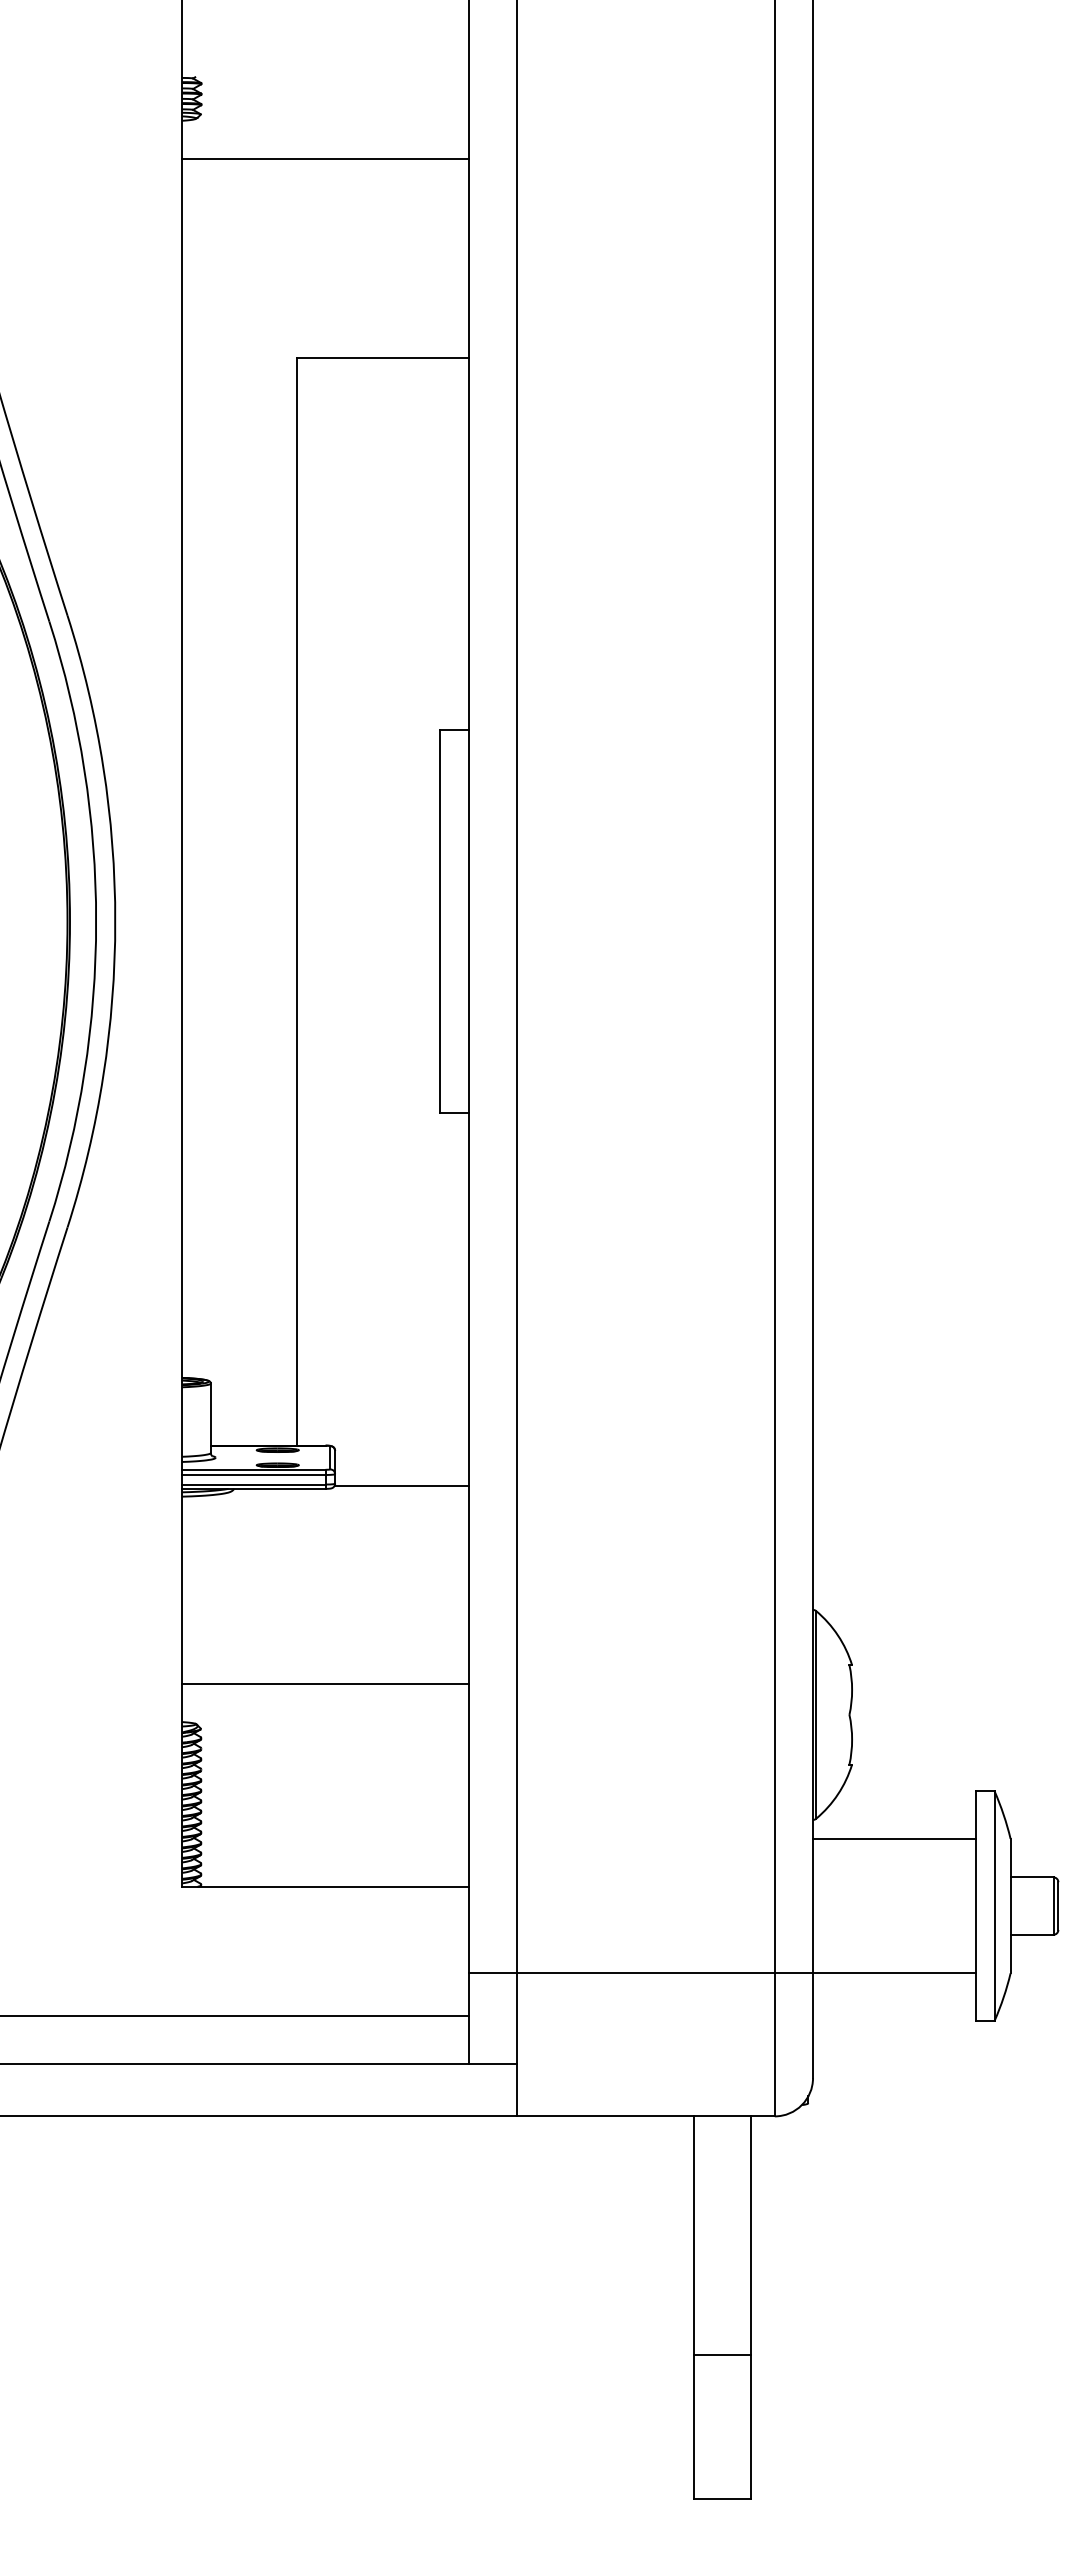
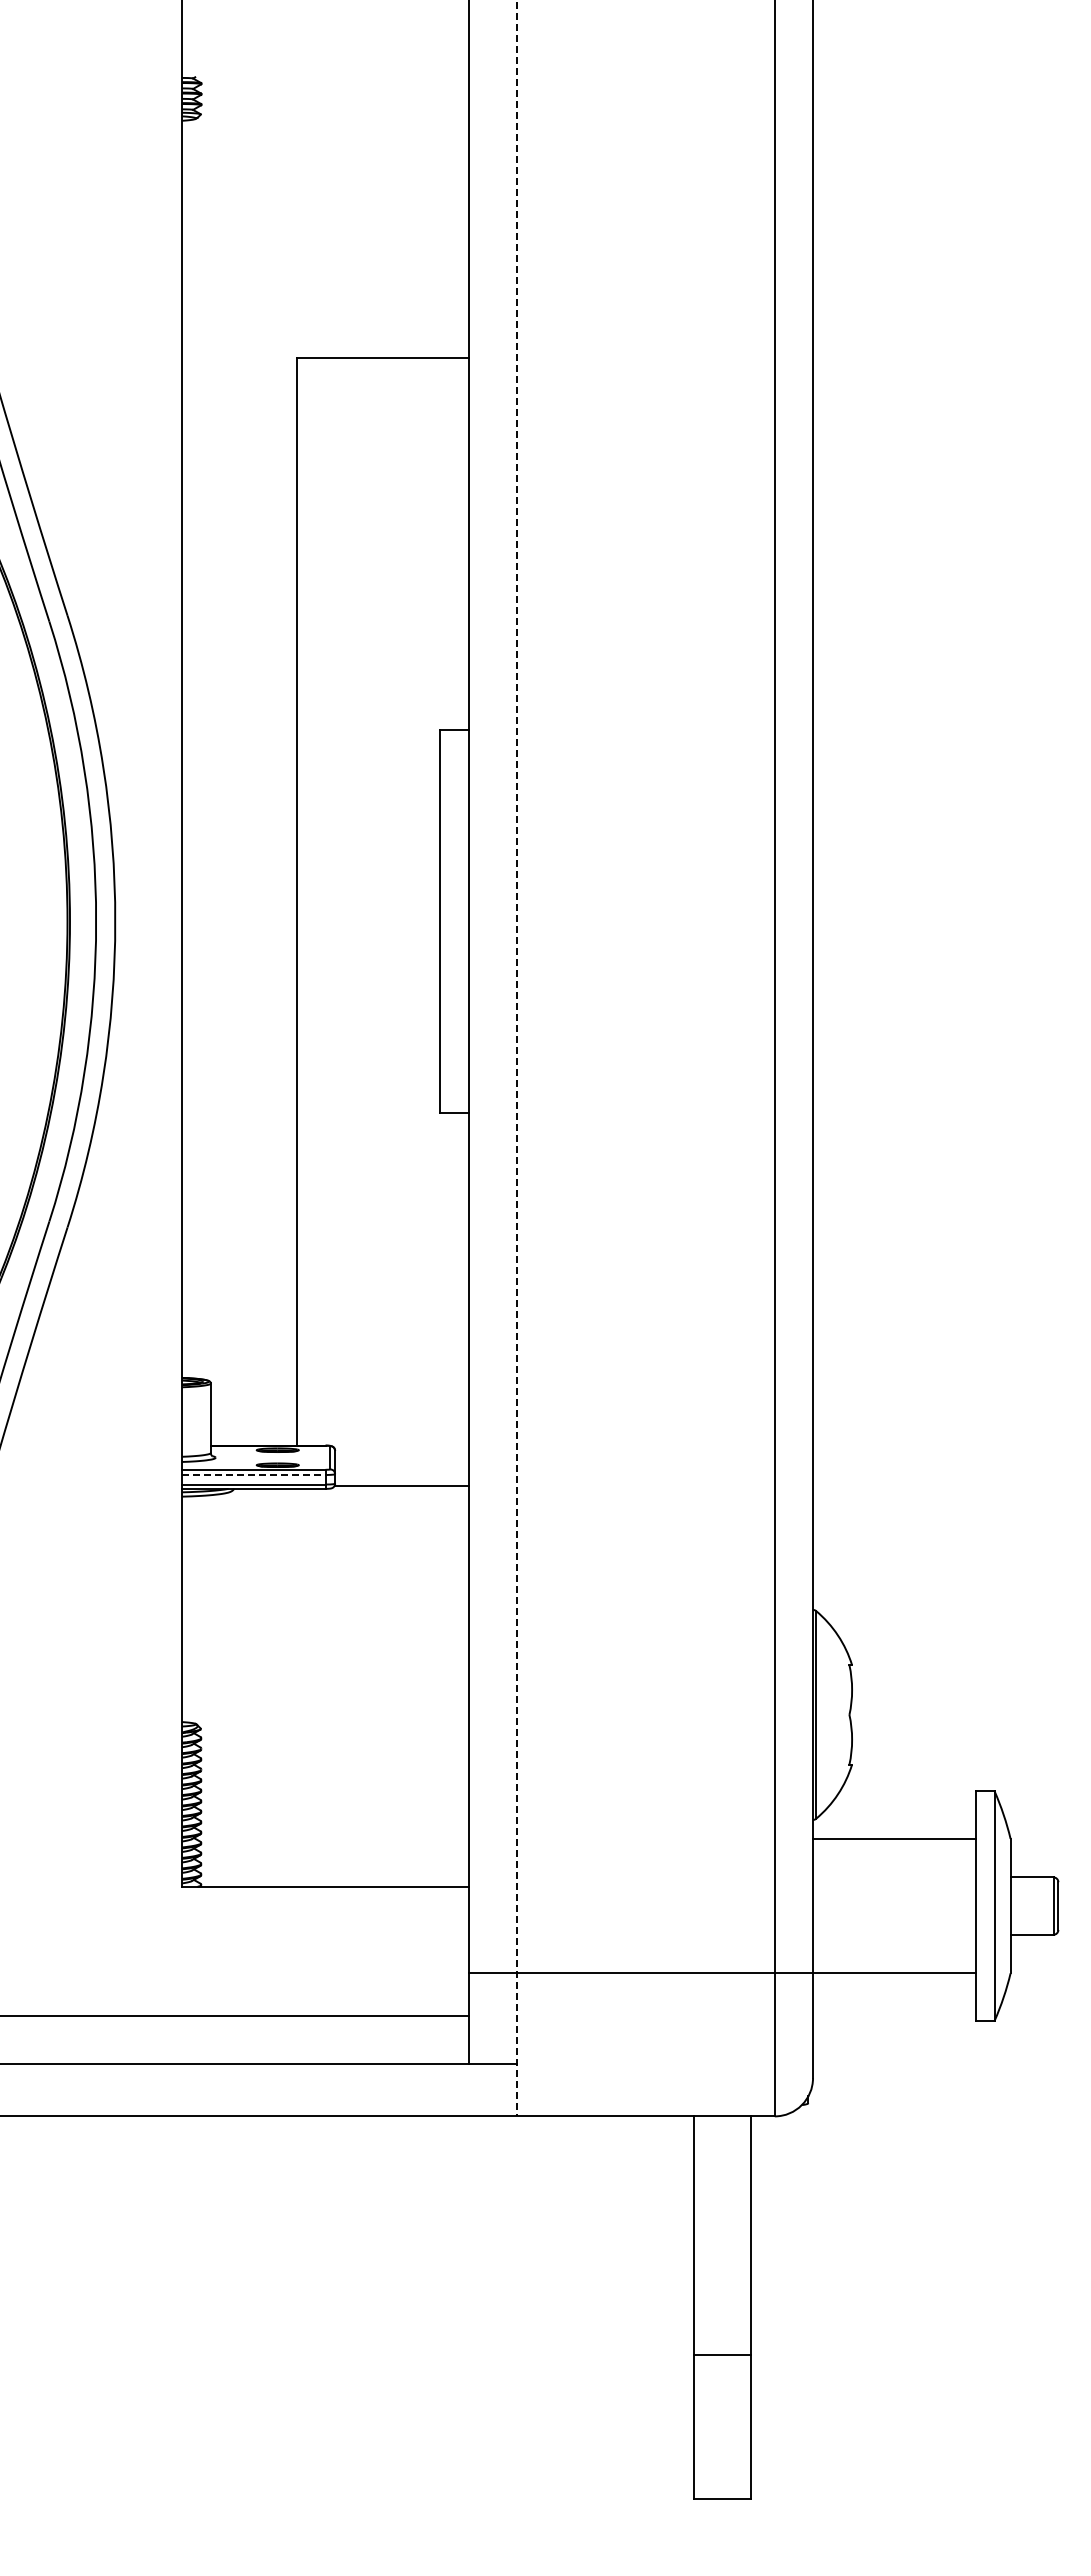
line: present -> none (325, 159)
line: solid -> dashed (516, 1058)
line: solid -> dashed (253, 1475)
line: present -> none (325, 1683)
